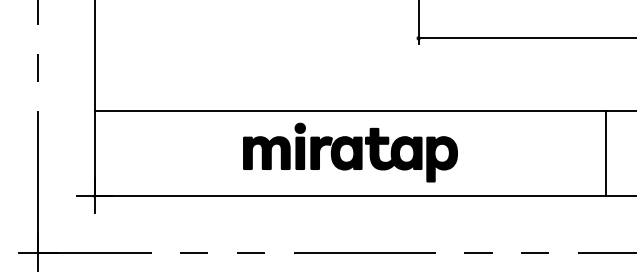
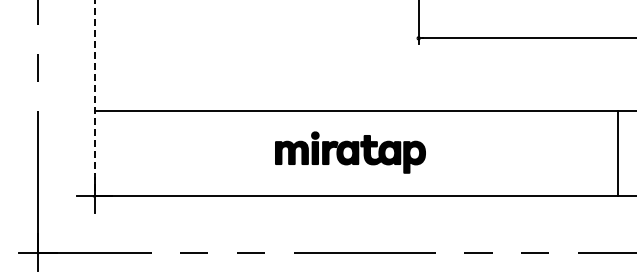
line: solid -> dashed (94, 98)
part size: 215x61 px -> 151x43 px (350, 152)
line position: (606, 152) -> (618, 152) (618, 152)
